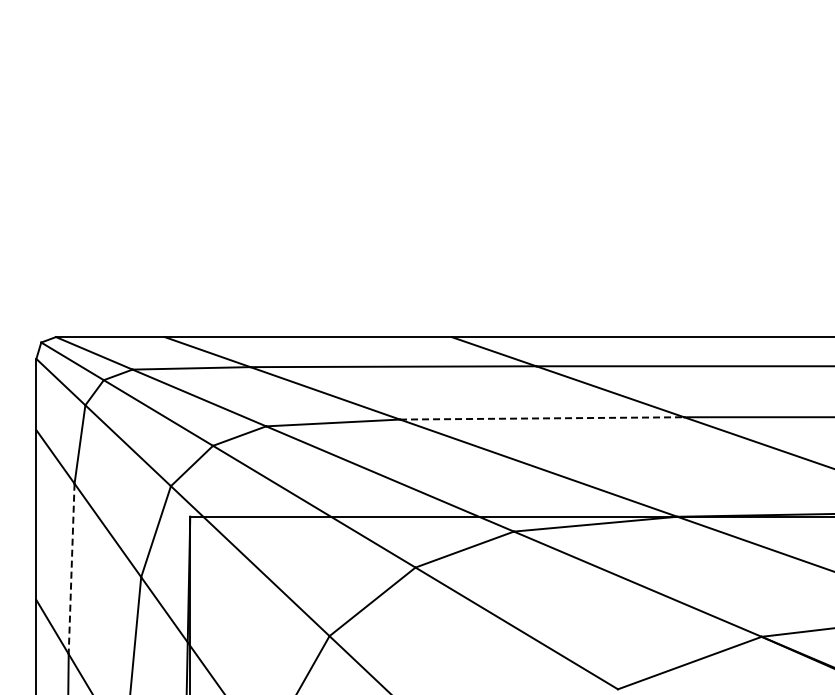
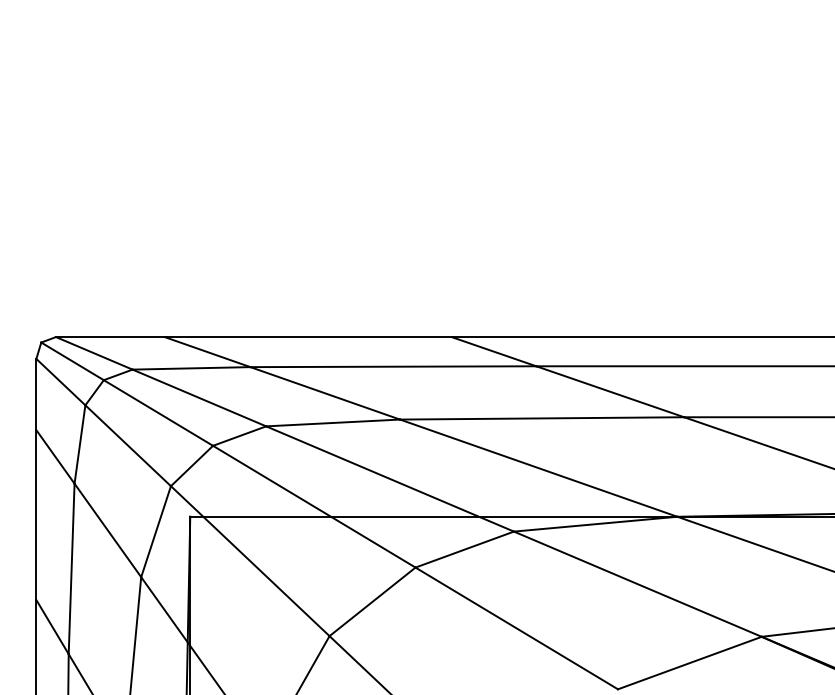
line: dashed -> solid (542, 418)
line: dashed -> solid (71, 569)
